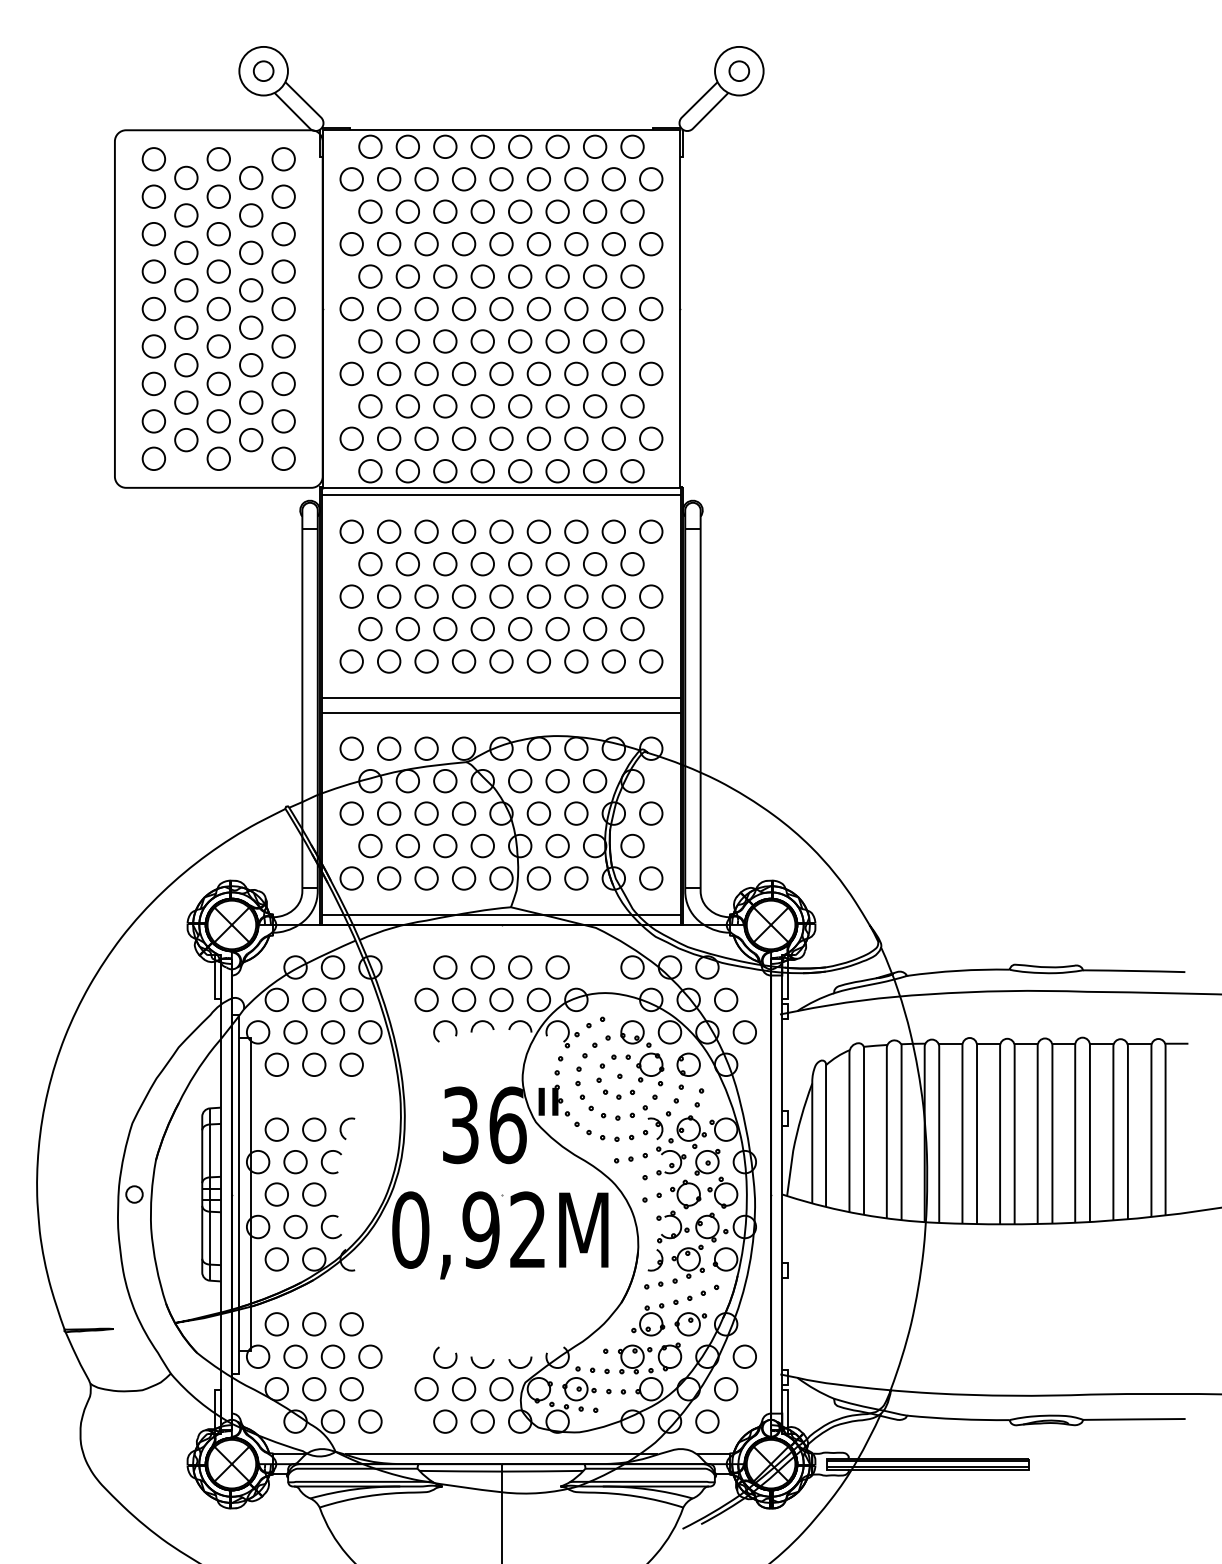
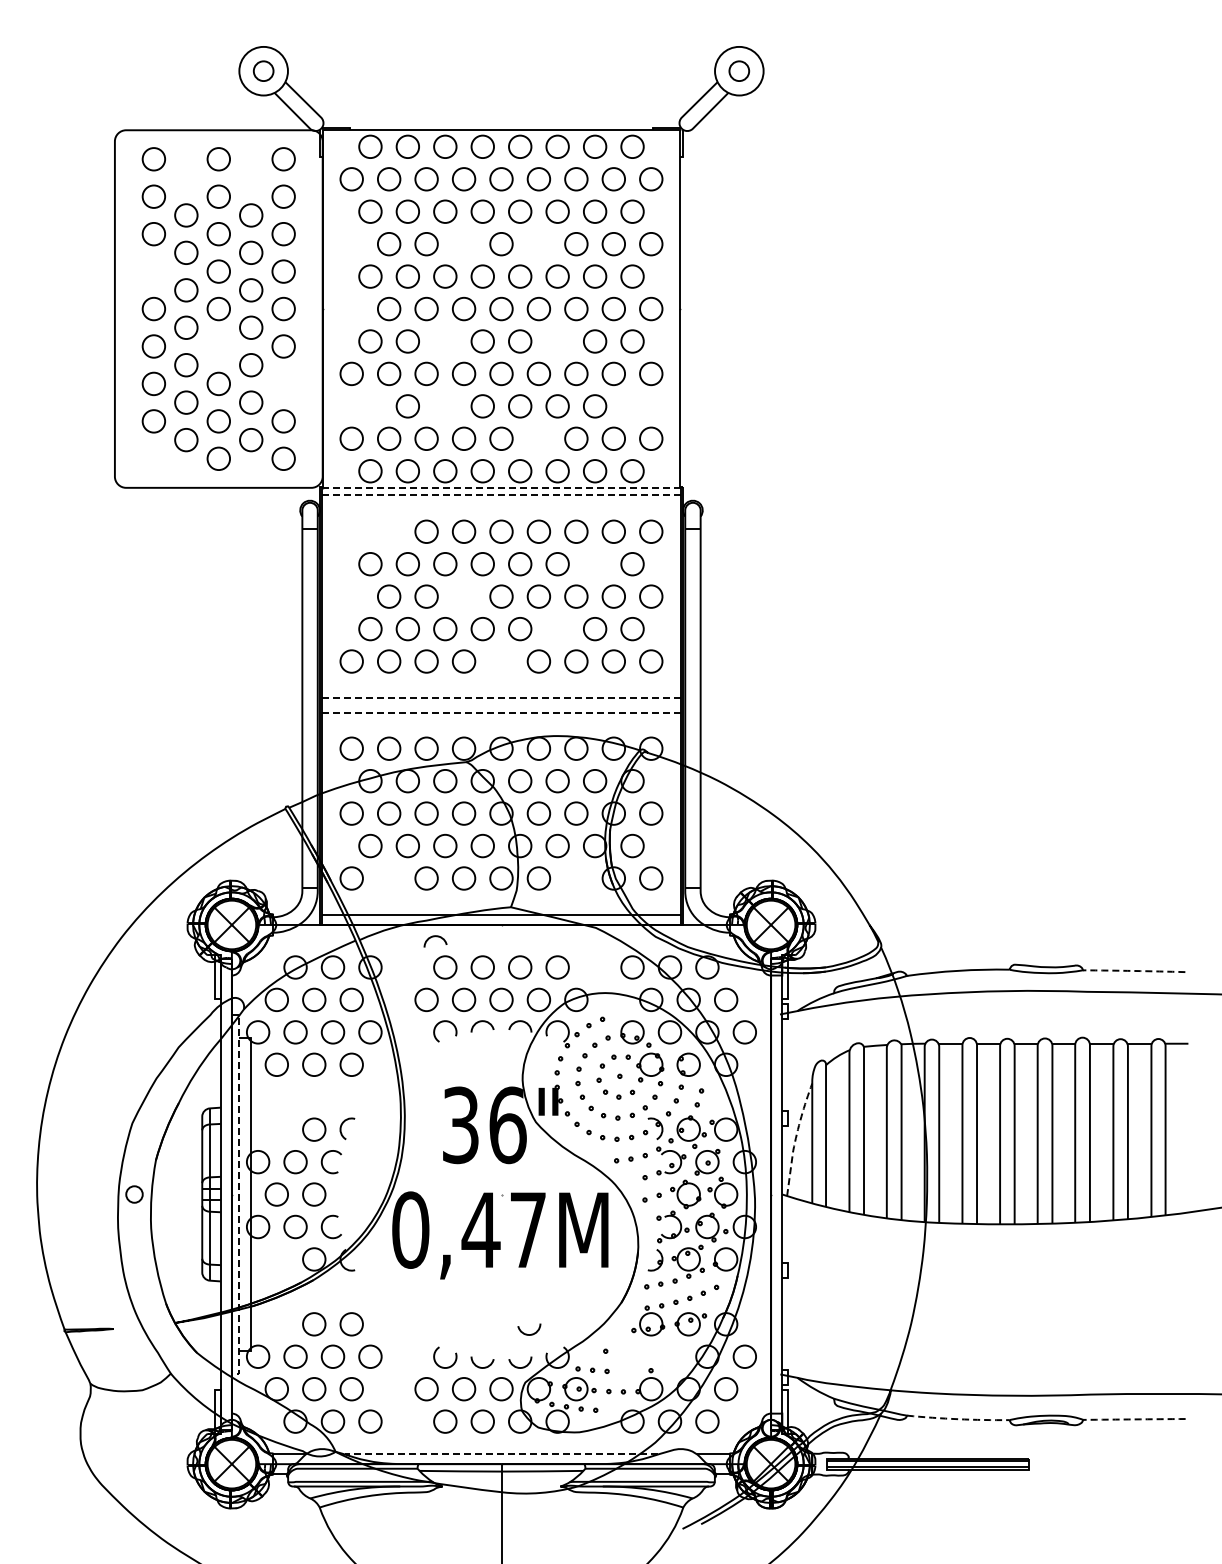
circle: present -> none (186, 177)
circle: present -> none (251, 177)
circle: present -> none (351, 244)
circle: present -> none (464, 244)
circle: present -> none (538, 244)
circle: present -> none (153, 271)
circle: present -> none (351, 308)
circle: present -> none (445, 341)
circle: present -> none (557, 341)
circle: present -> none (218, 346)
circle: present -> none (283, 383)
circle: present -> none (370, 406)
circle: present -> none (445, 406)
circle: present -> none (632, 406)
circle: present -> none (538, 438)
circle: present -> none (153, 458)
line: solid -> dashed (501, 487)
line: solid -> dashed (501, 495)
circle: present -> none (351, 531)
circle: present -> none (389, 531)
circle: present -> none (595, 564)
circle: present -> none (351, 596)
circle: present -> none (464, 596)
circle: present -> none (557, 629)
circle: present -> none (501, 661)
line: solid -> dashed (501, 698)
line: solid -> dashed (501, 712)
circle: present -> none (389, 878)
circle: present -> none (576, 878)
arc: none -> present (434, 937)
arc: solid -> dashed (1134, 970)
circle: present -> none (276, 1129)
line: solid -> dashed (796, 1137)
line: solid -> dashed (239, 1194)
text: 0,92M -> 0,47M (503, 1229)
circle: present -> none (276, 1259)
circle: present -> none (276, 1324)
arc: none -> present (531, 1333)
part: present -> none (650, 1358)
arc: solid -> dashed (958, 1419)
arc: solid -> dashed (1134, 1419)
line: solid -> dashed (501, 1454)
